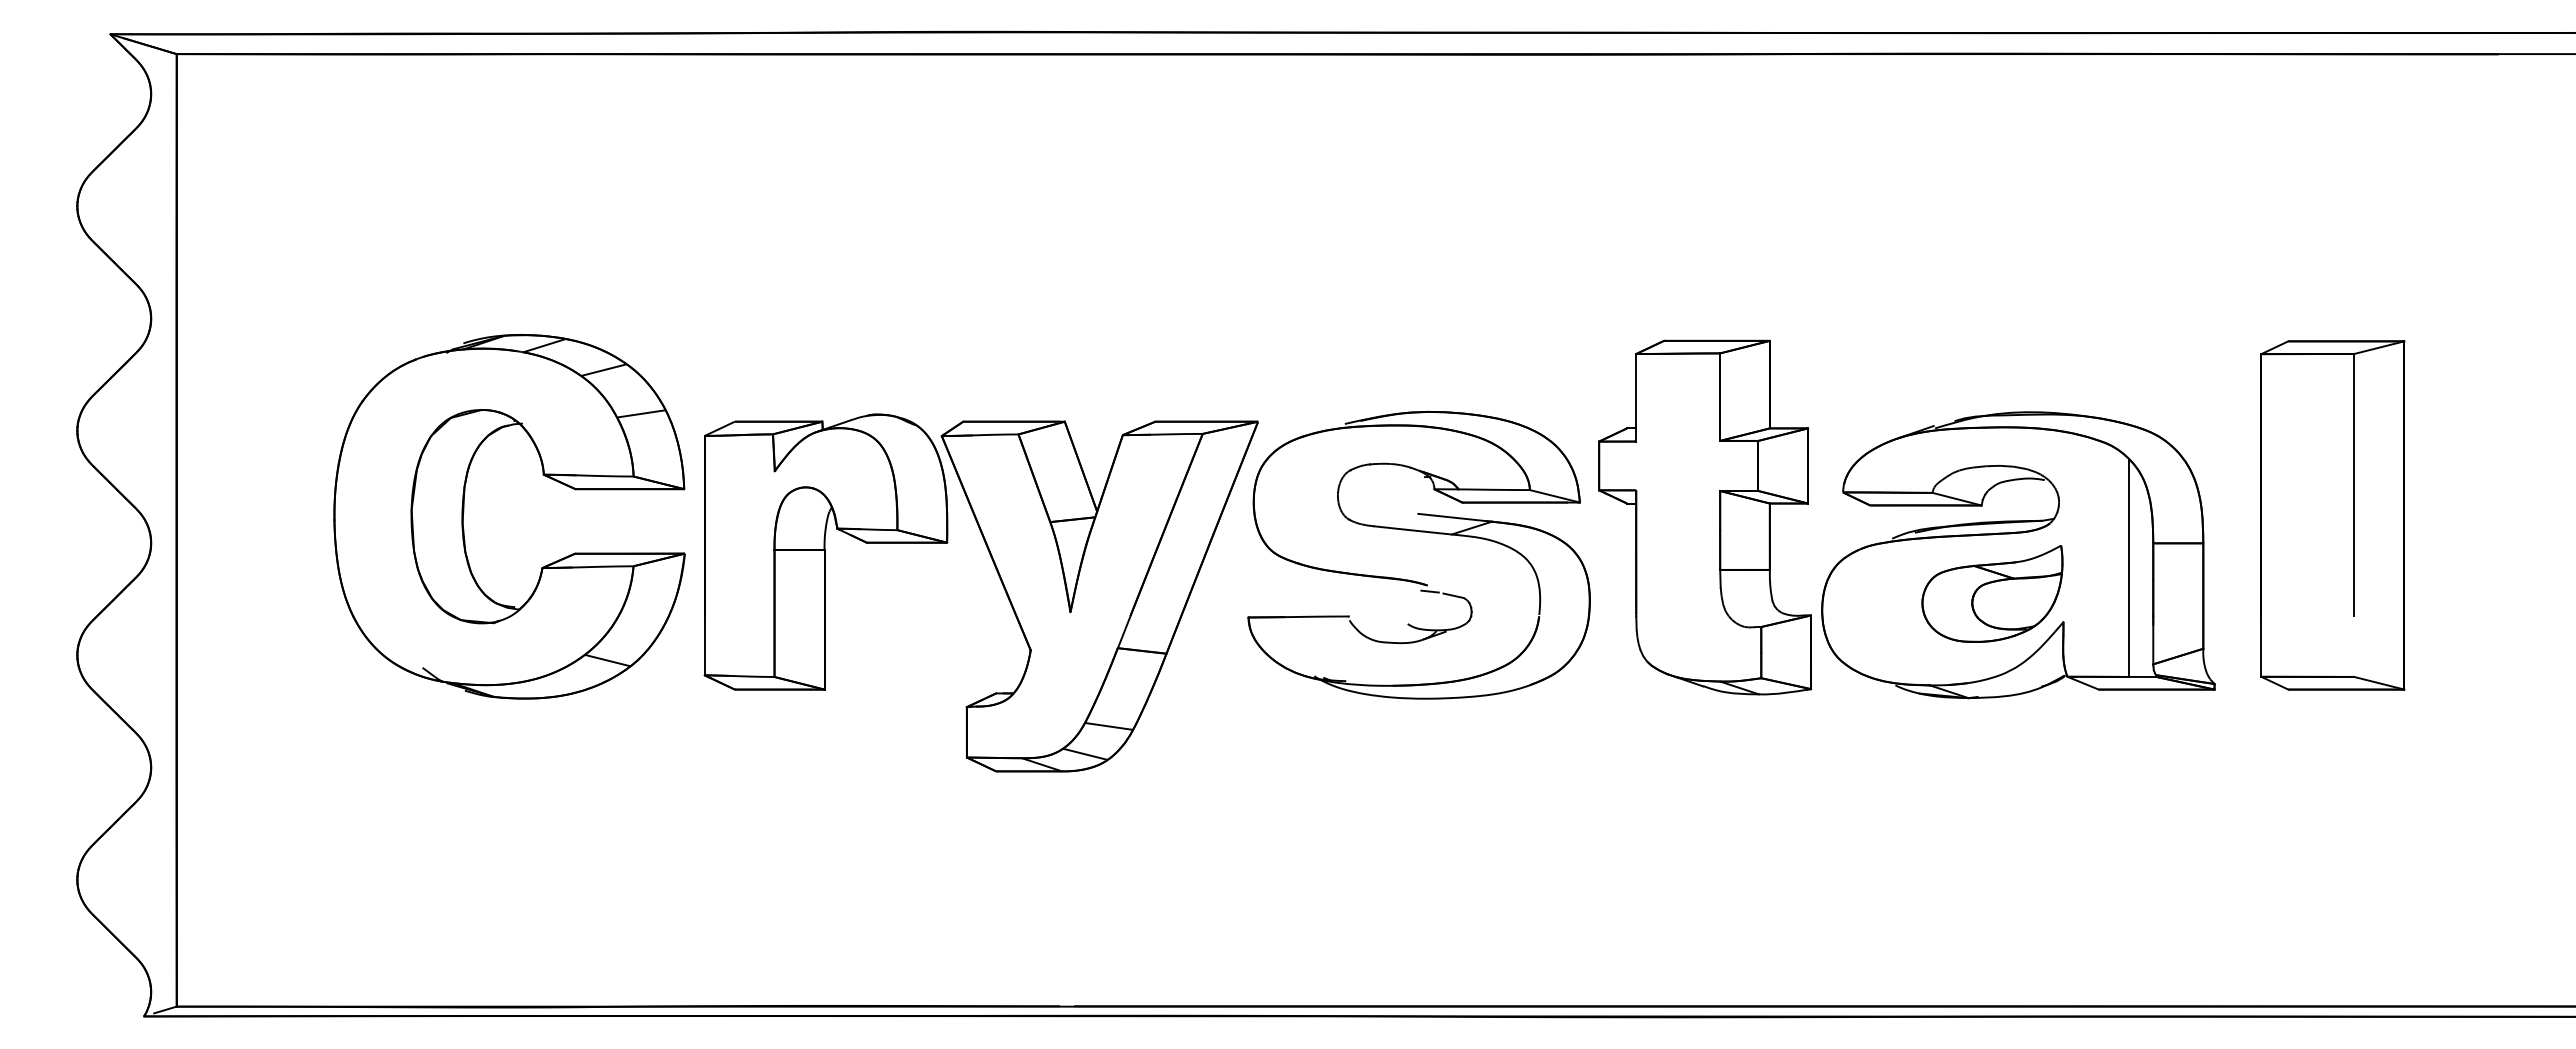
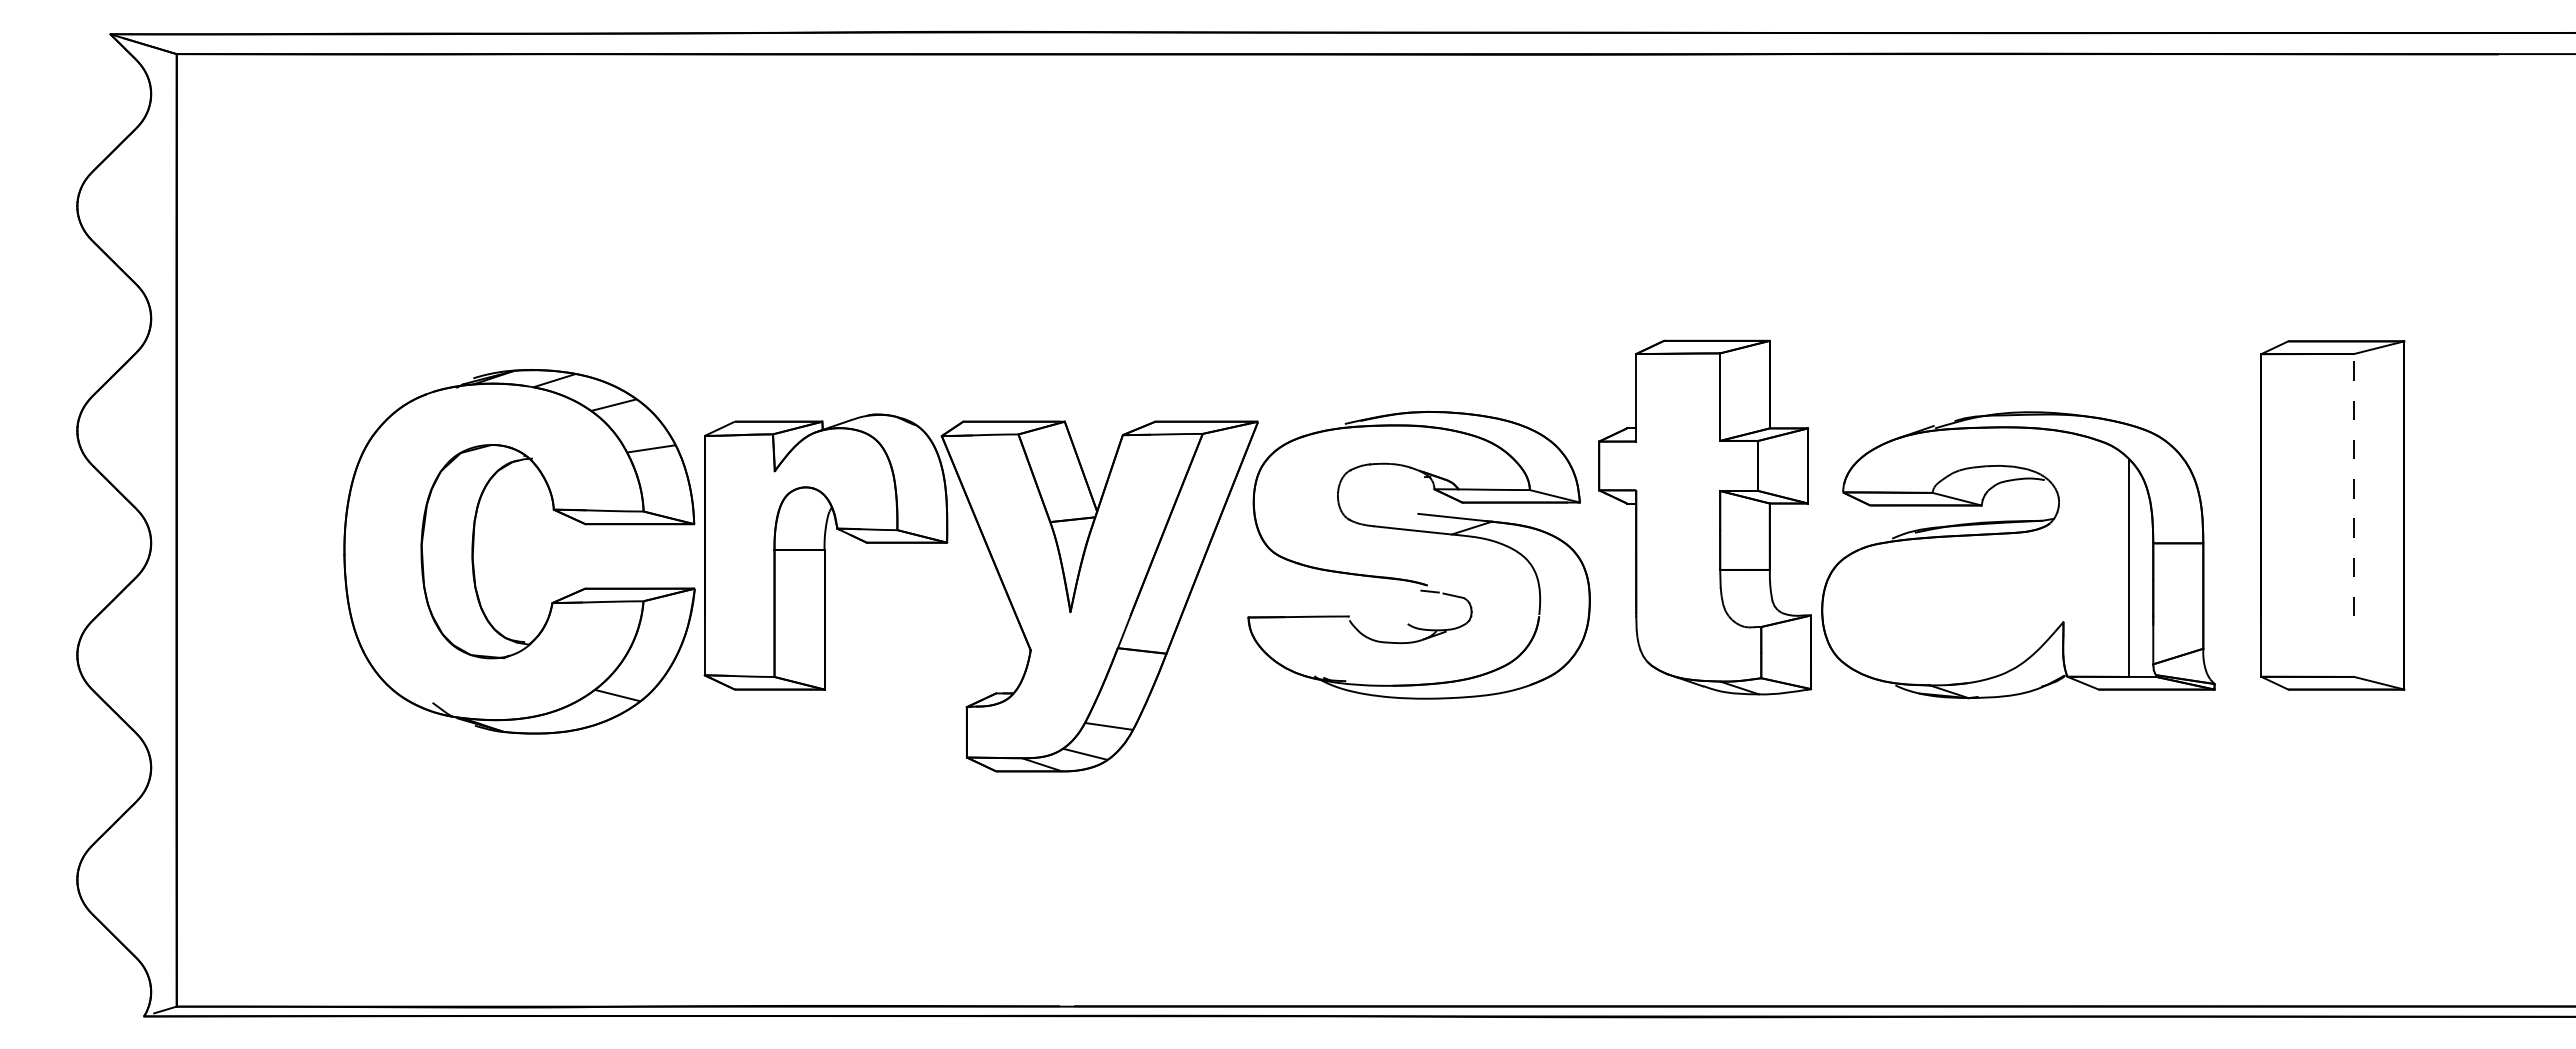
line: solid -> dashed (2354, 484)
part position: (464, 512) -> (474, 547) (474, 547)
part: present -> none (1992, 593)
